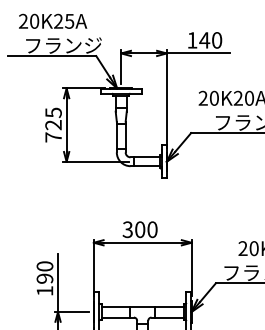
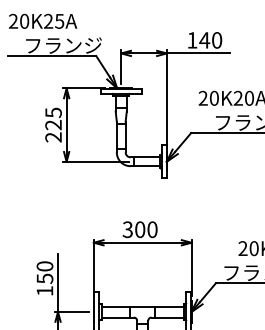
text position: (53, 20) -> (43, 20) (43, 20)
text: 725 -> 225 (53, 137)
text: 190 -> 150 (44, 278)
